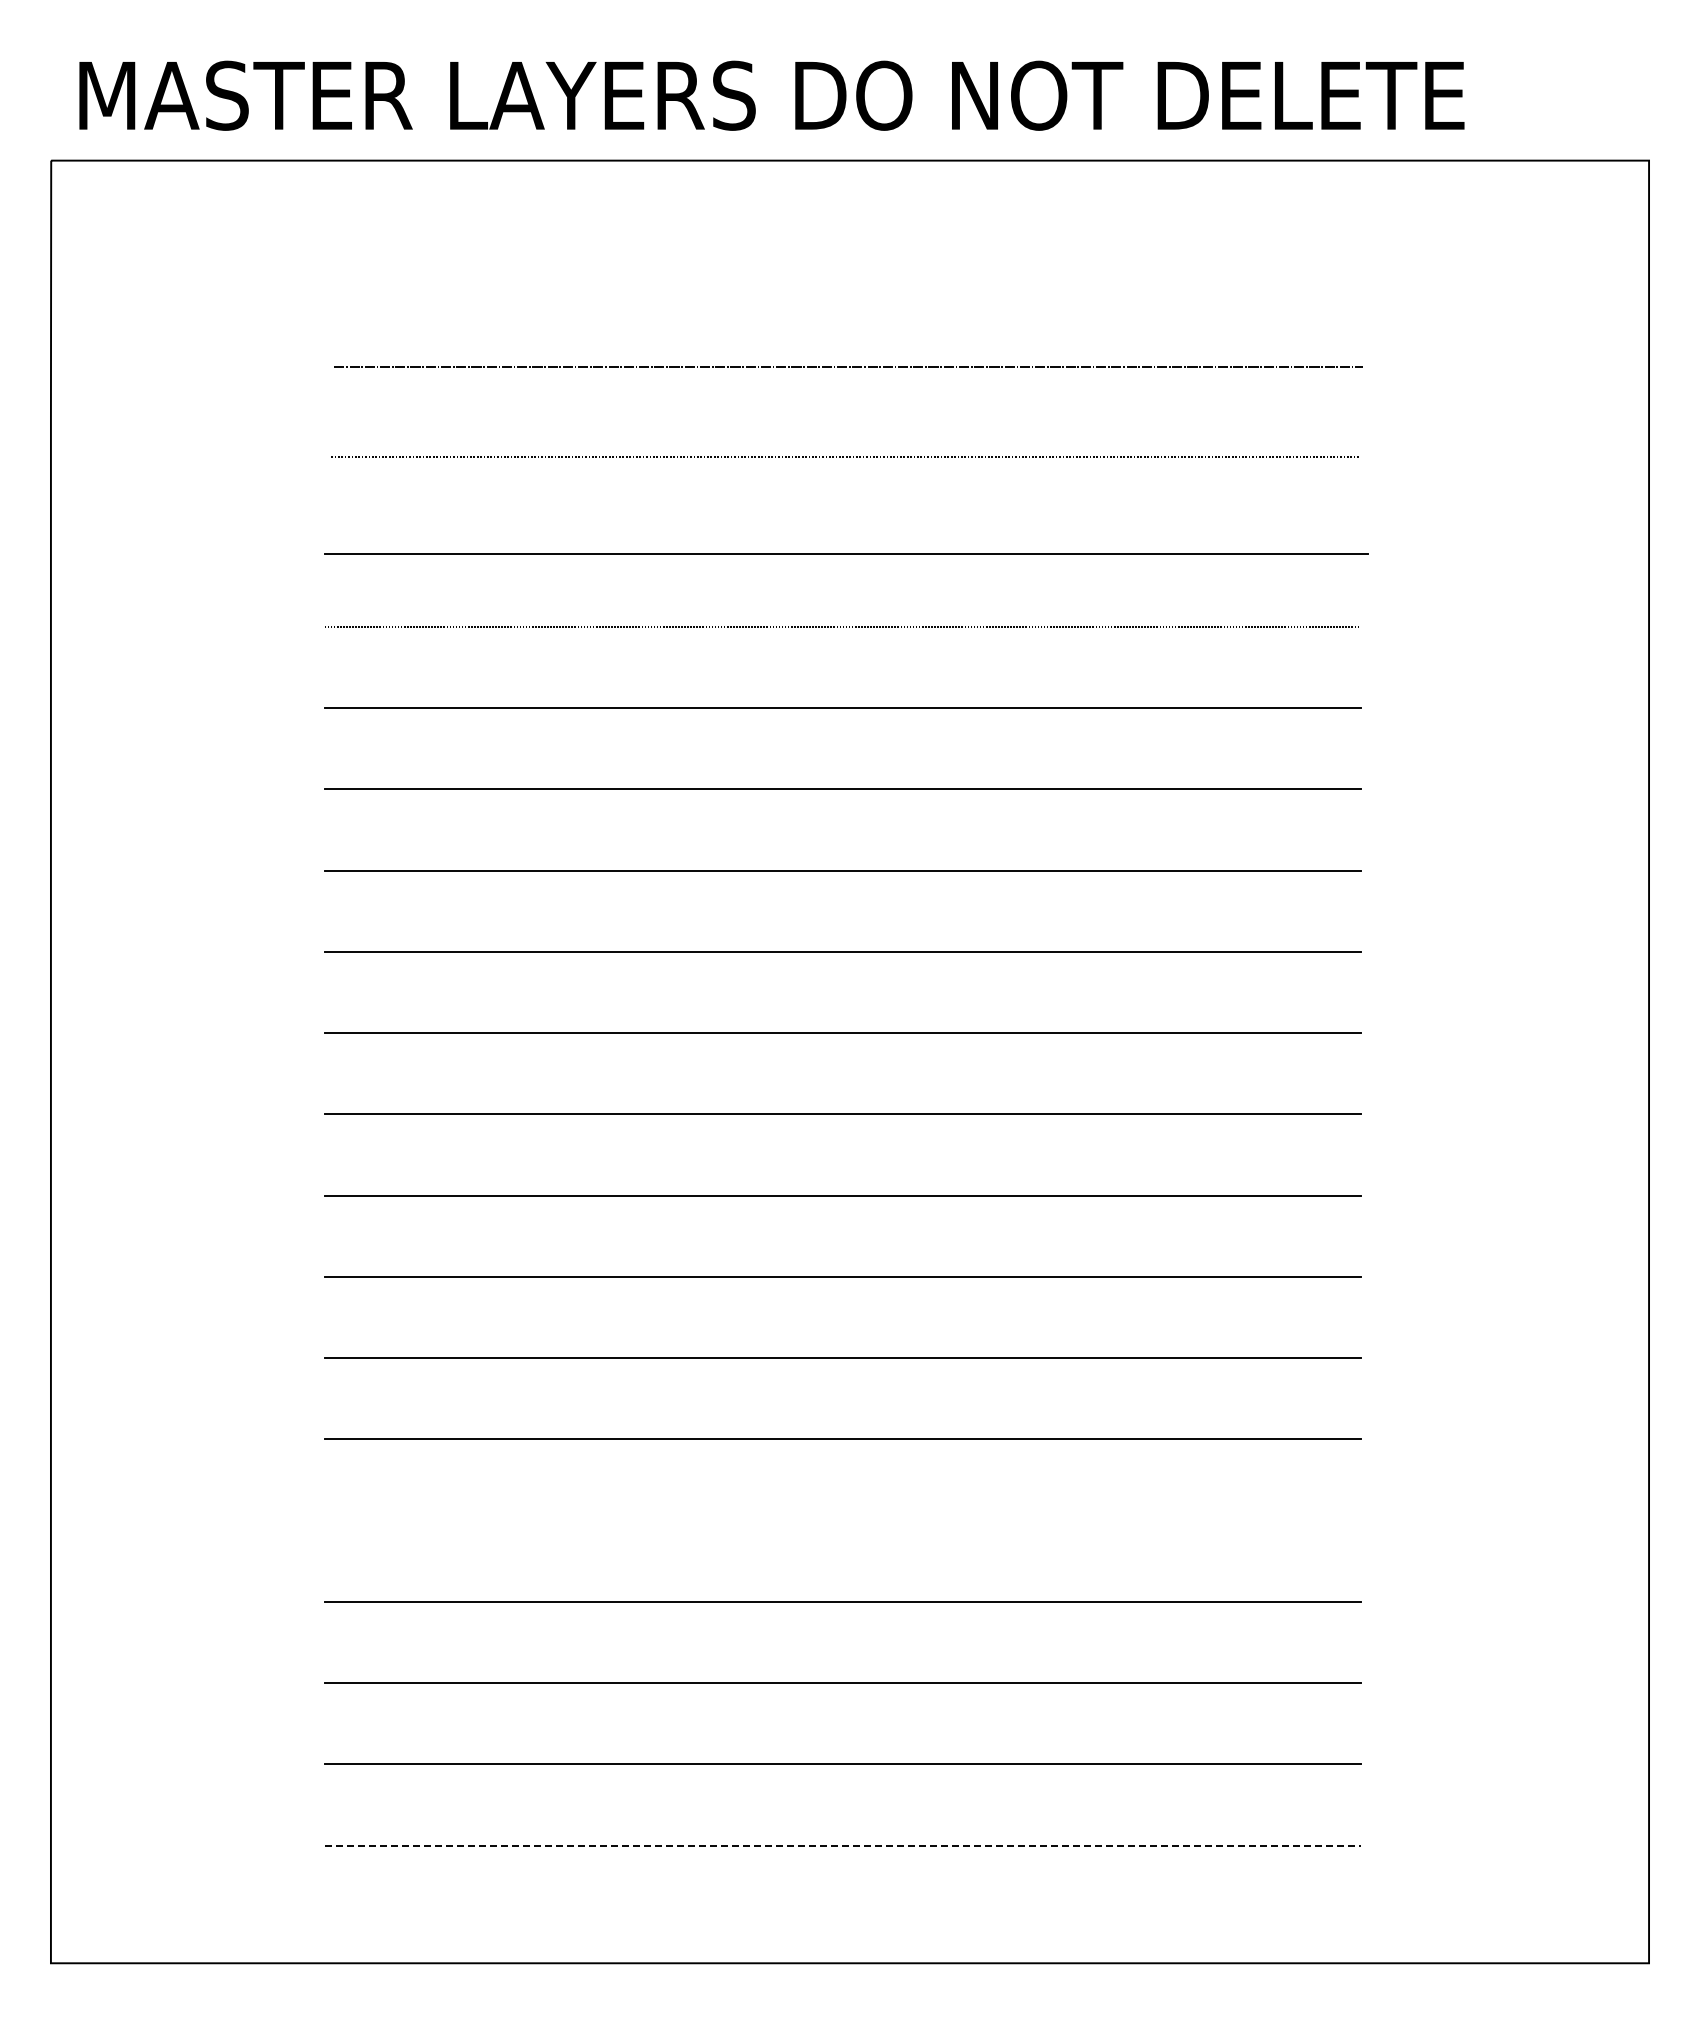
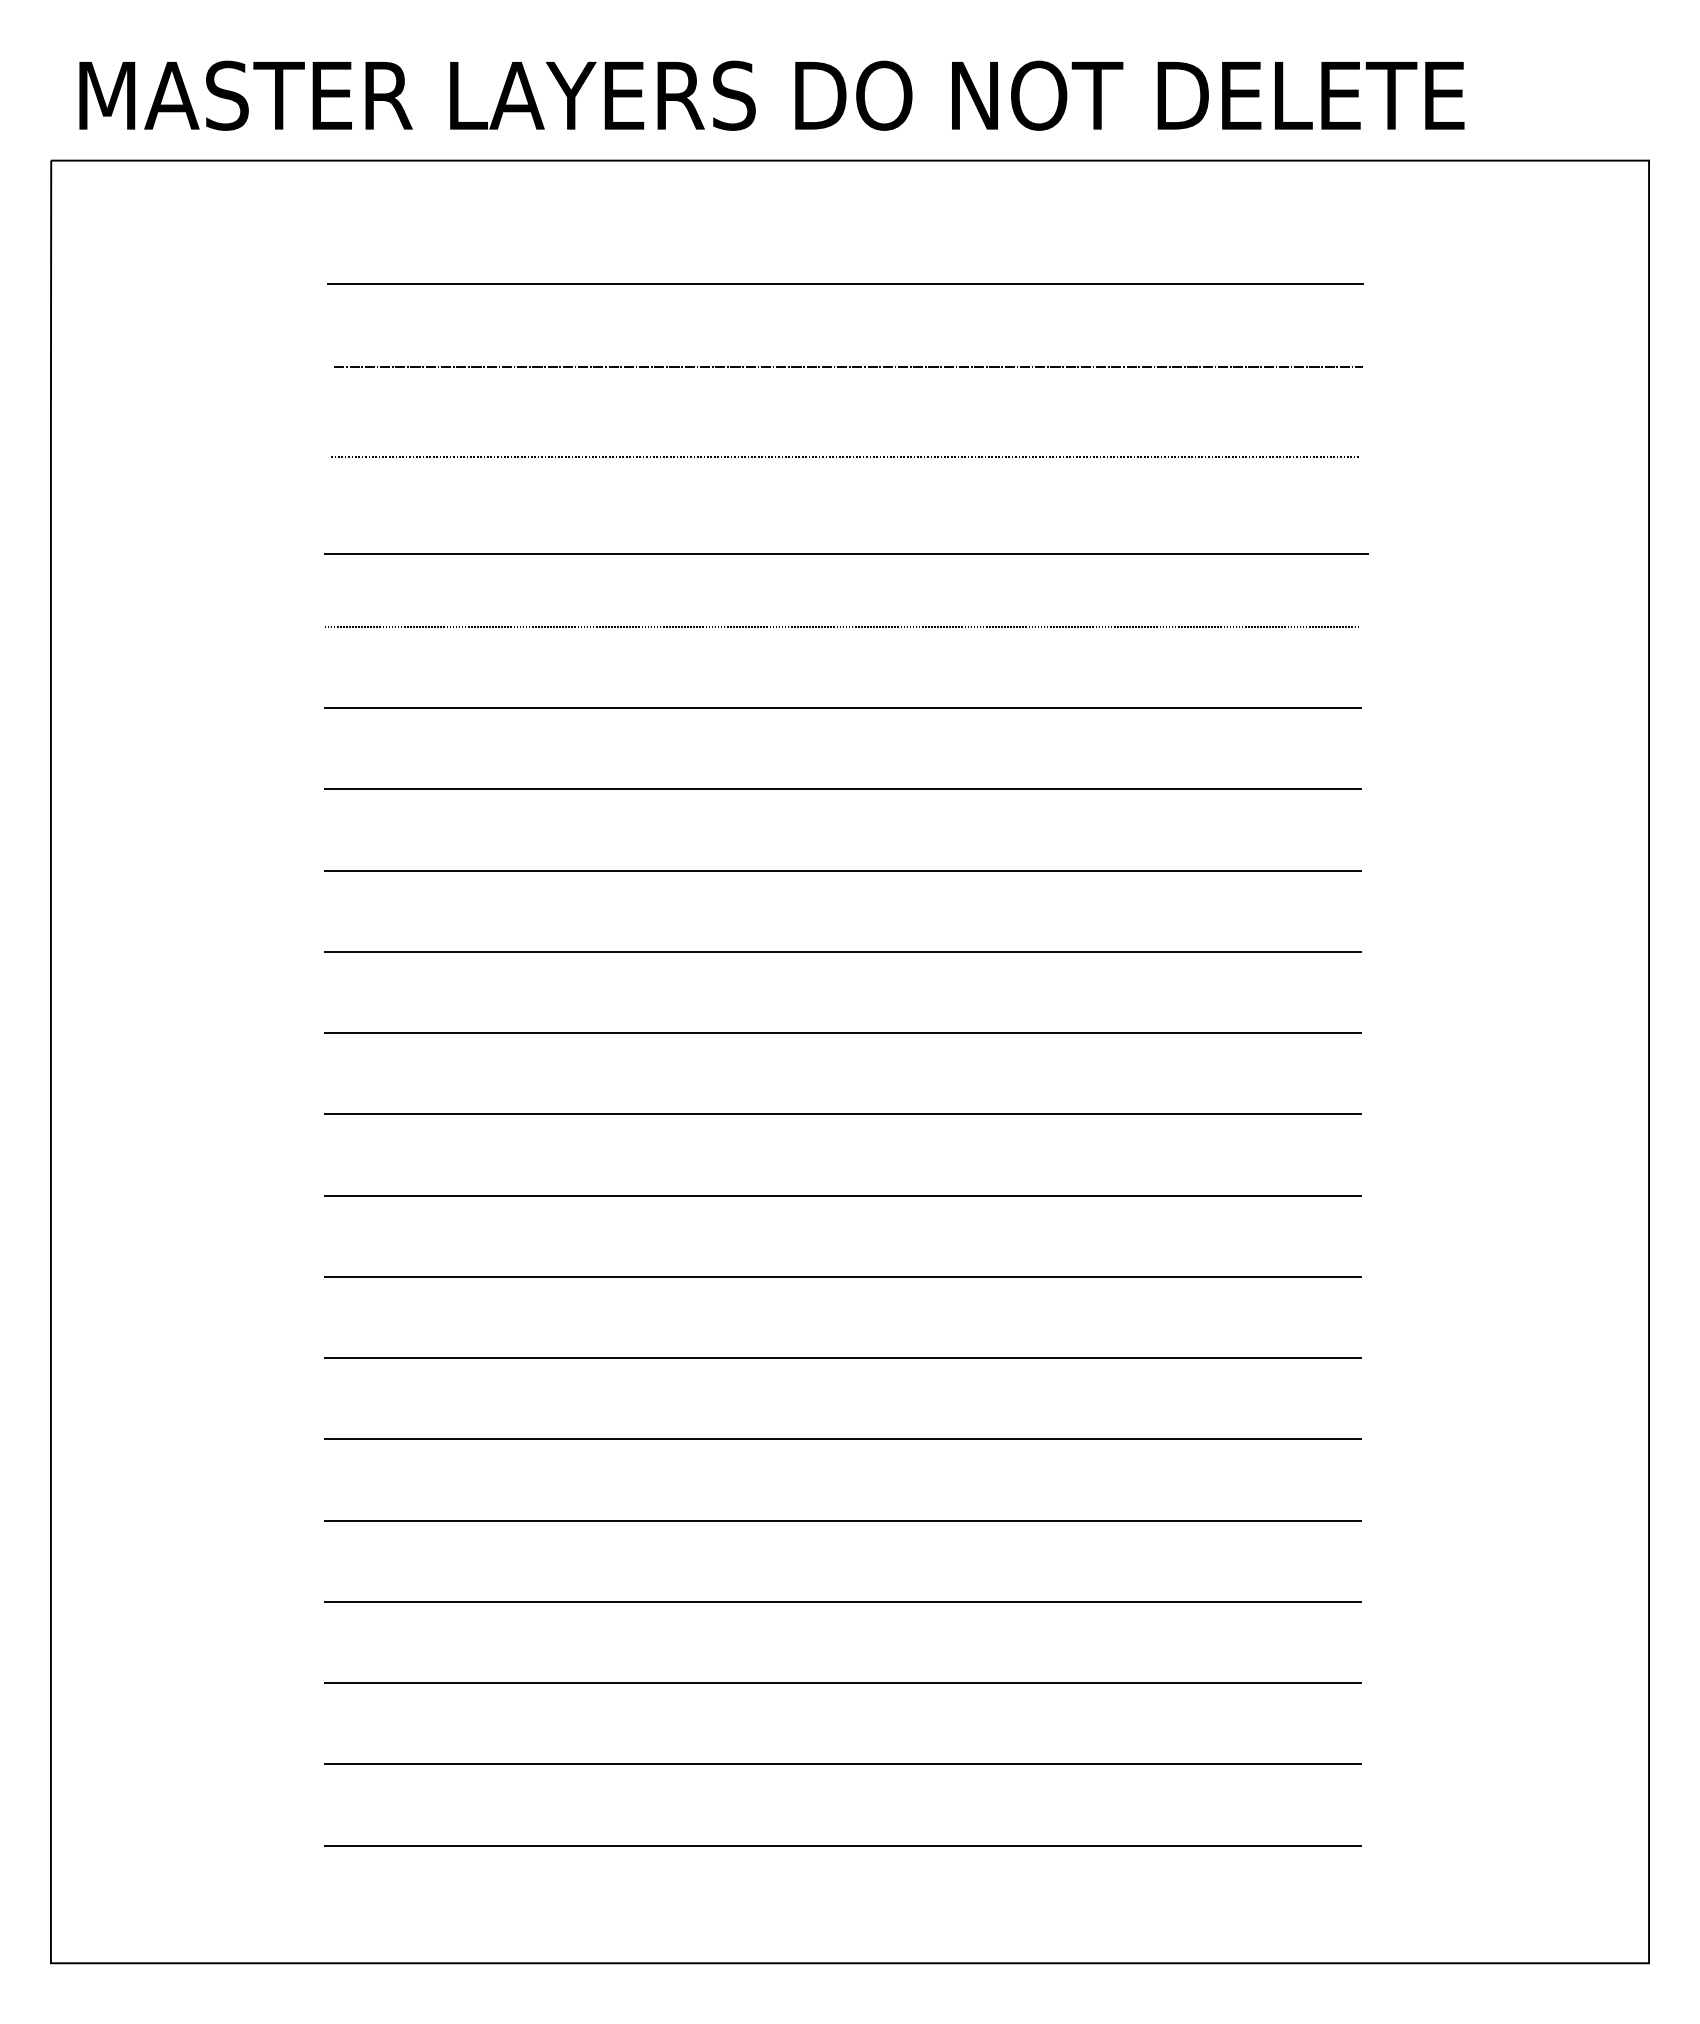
line: none -> present (844, 283)
line: none -> present (842, 1520)
line: dashed -> solid (843, 1845)
